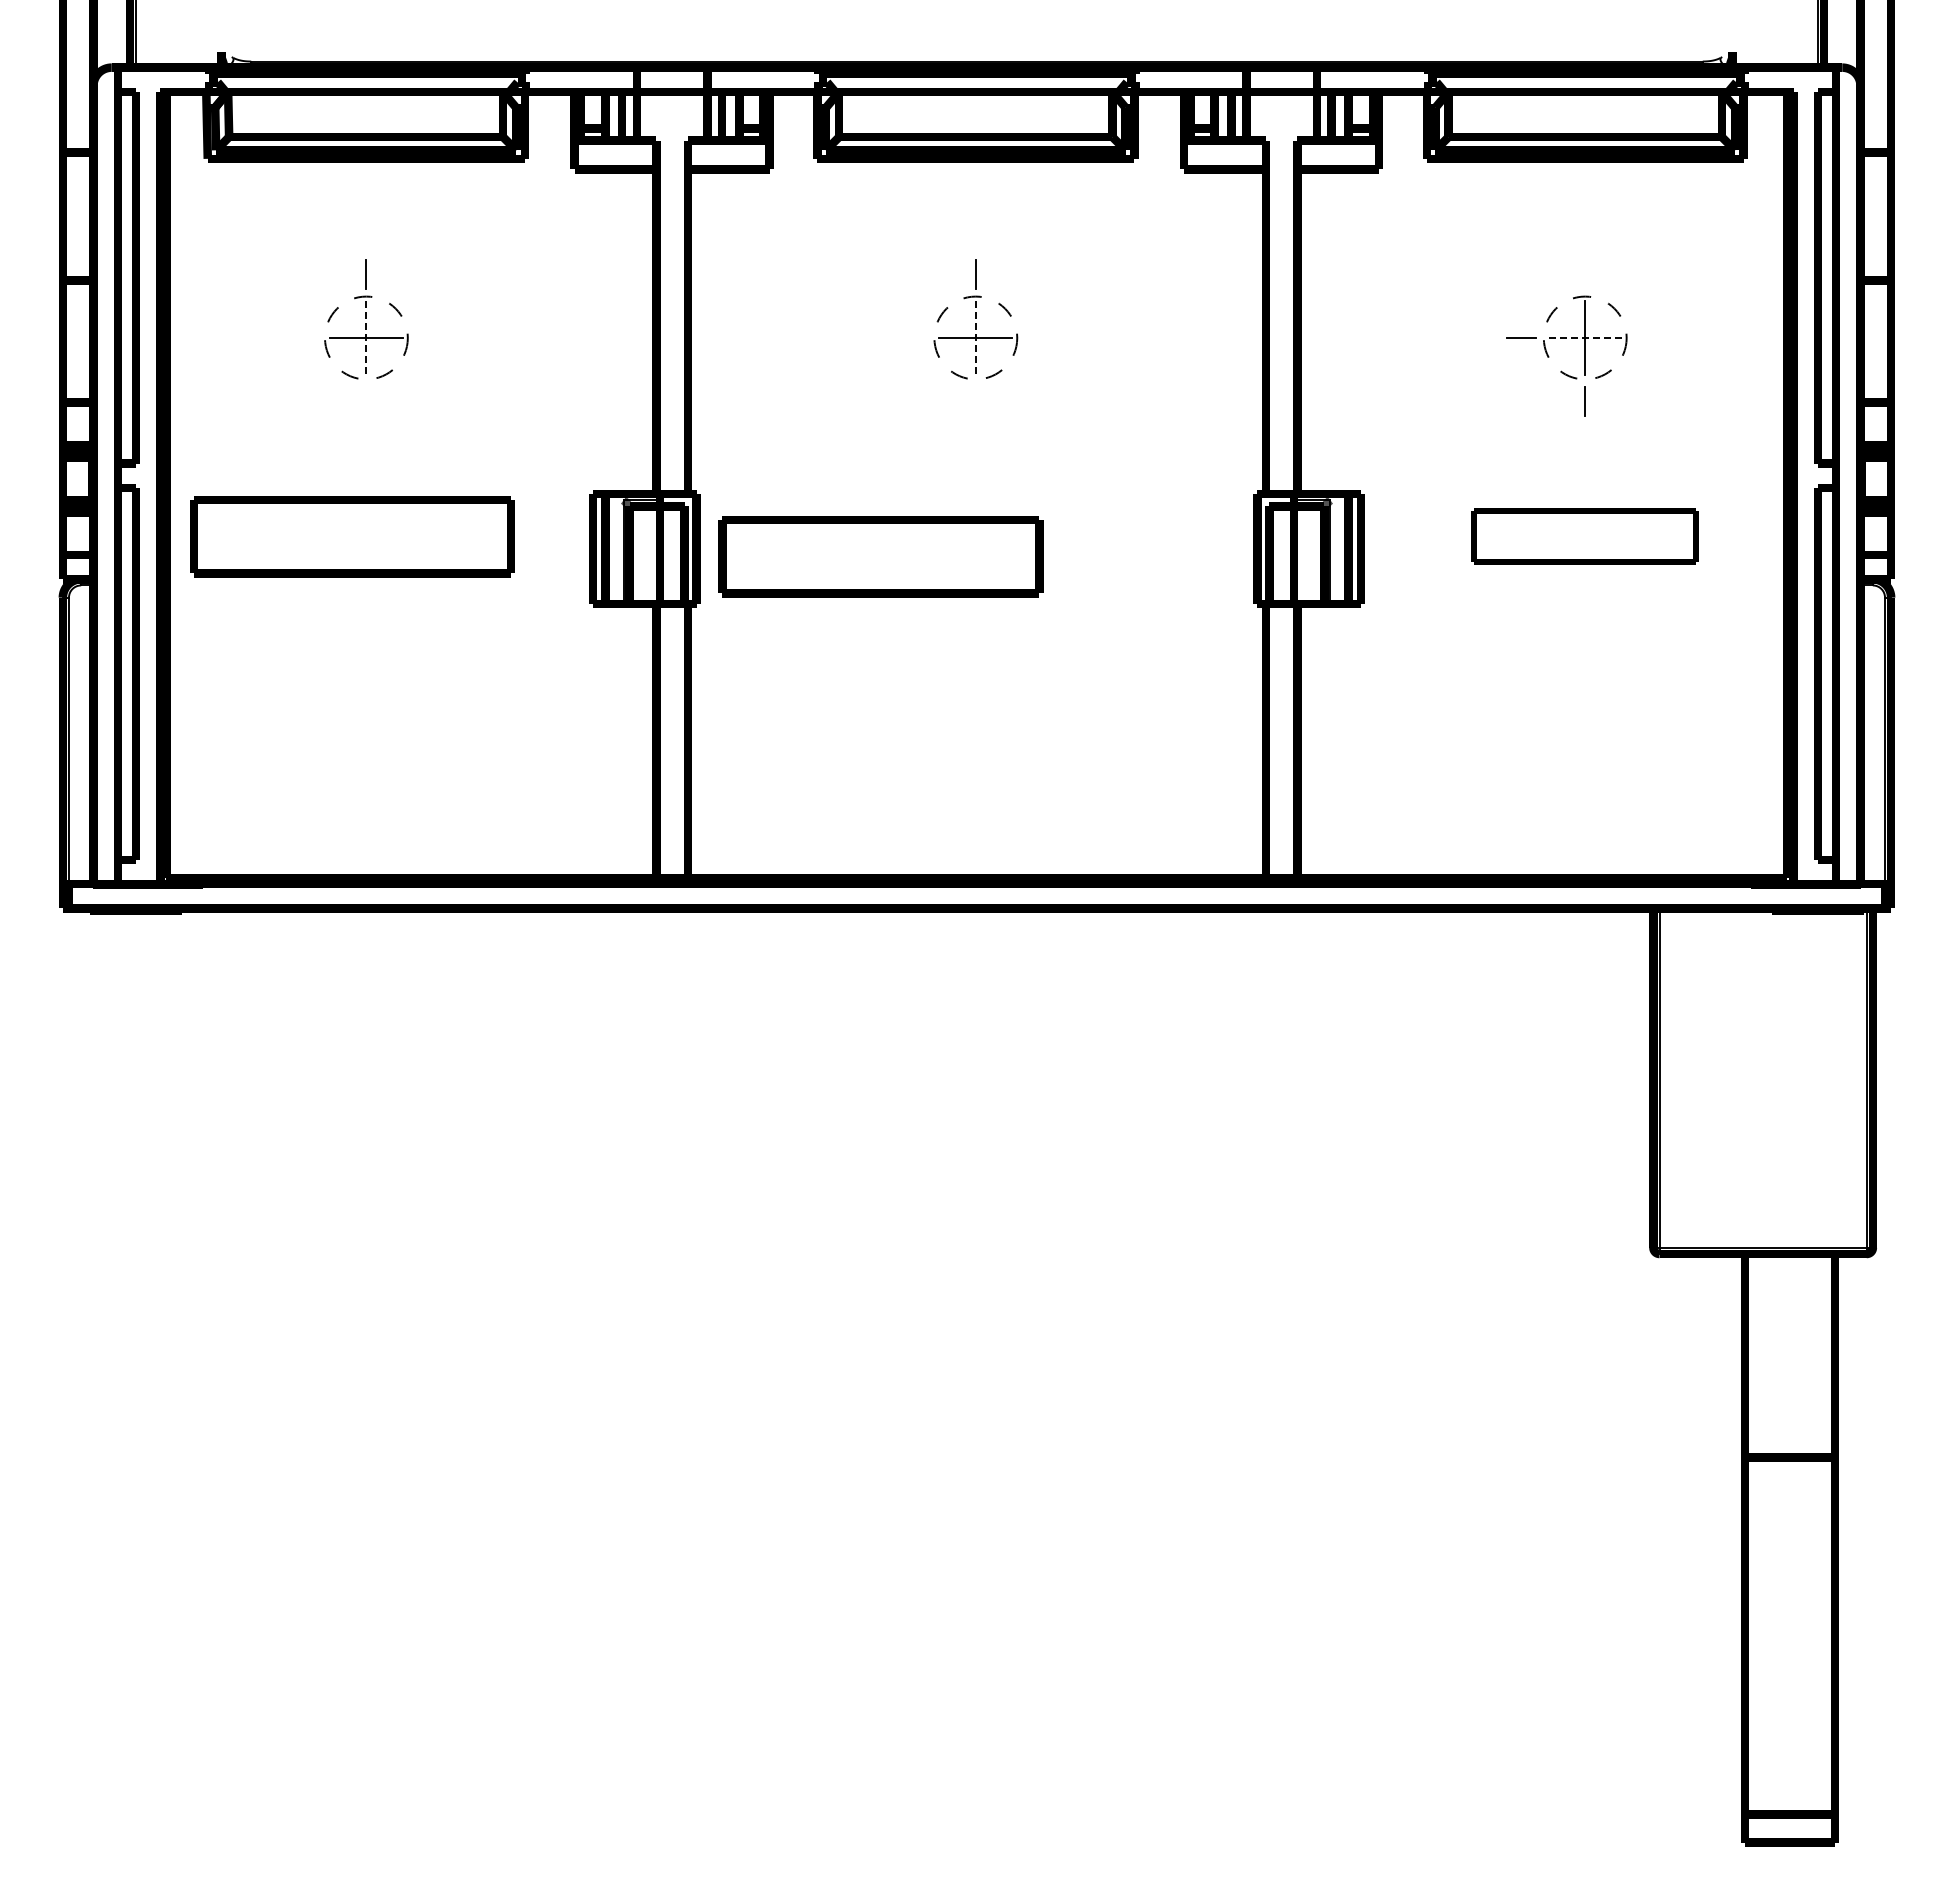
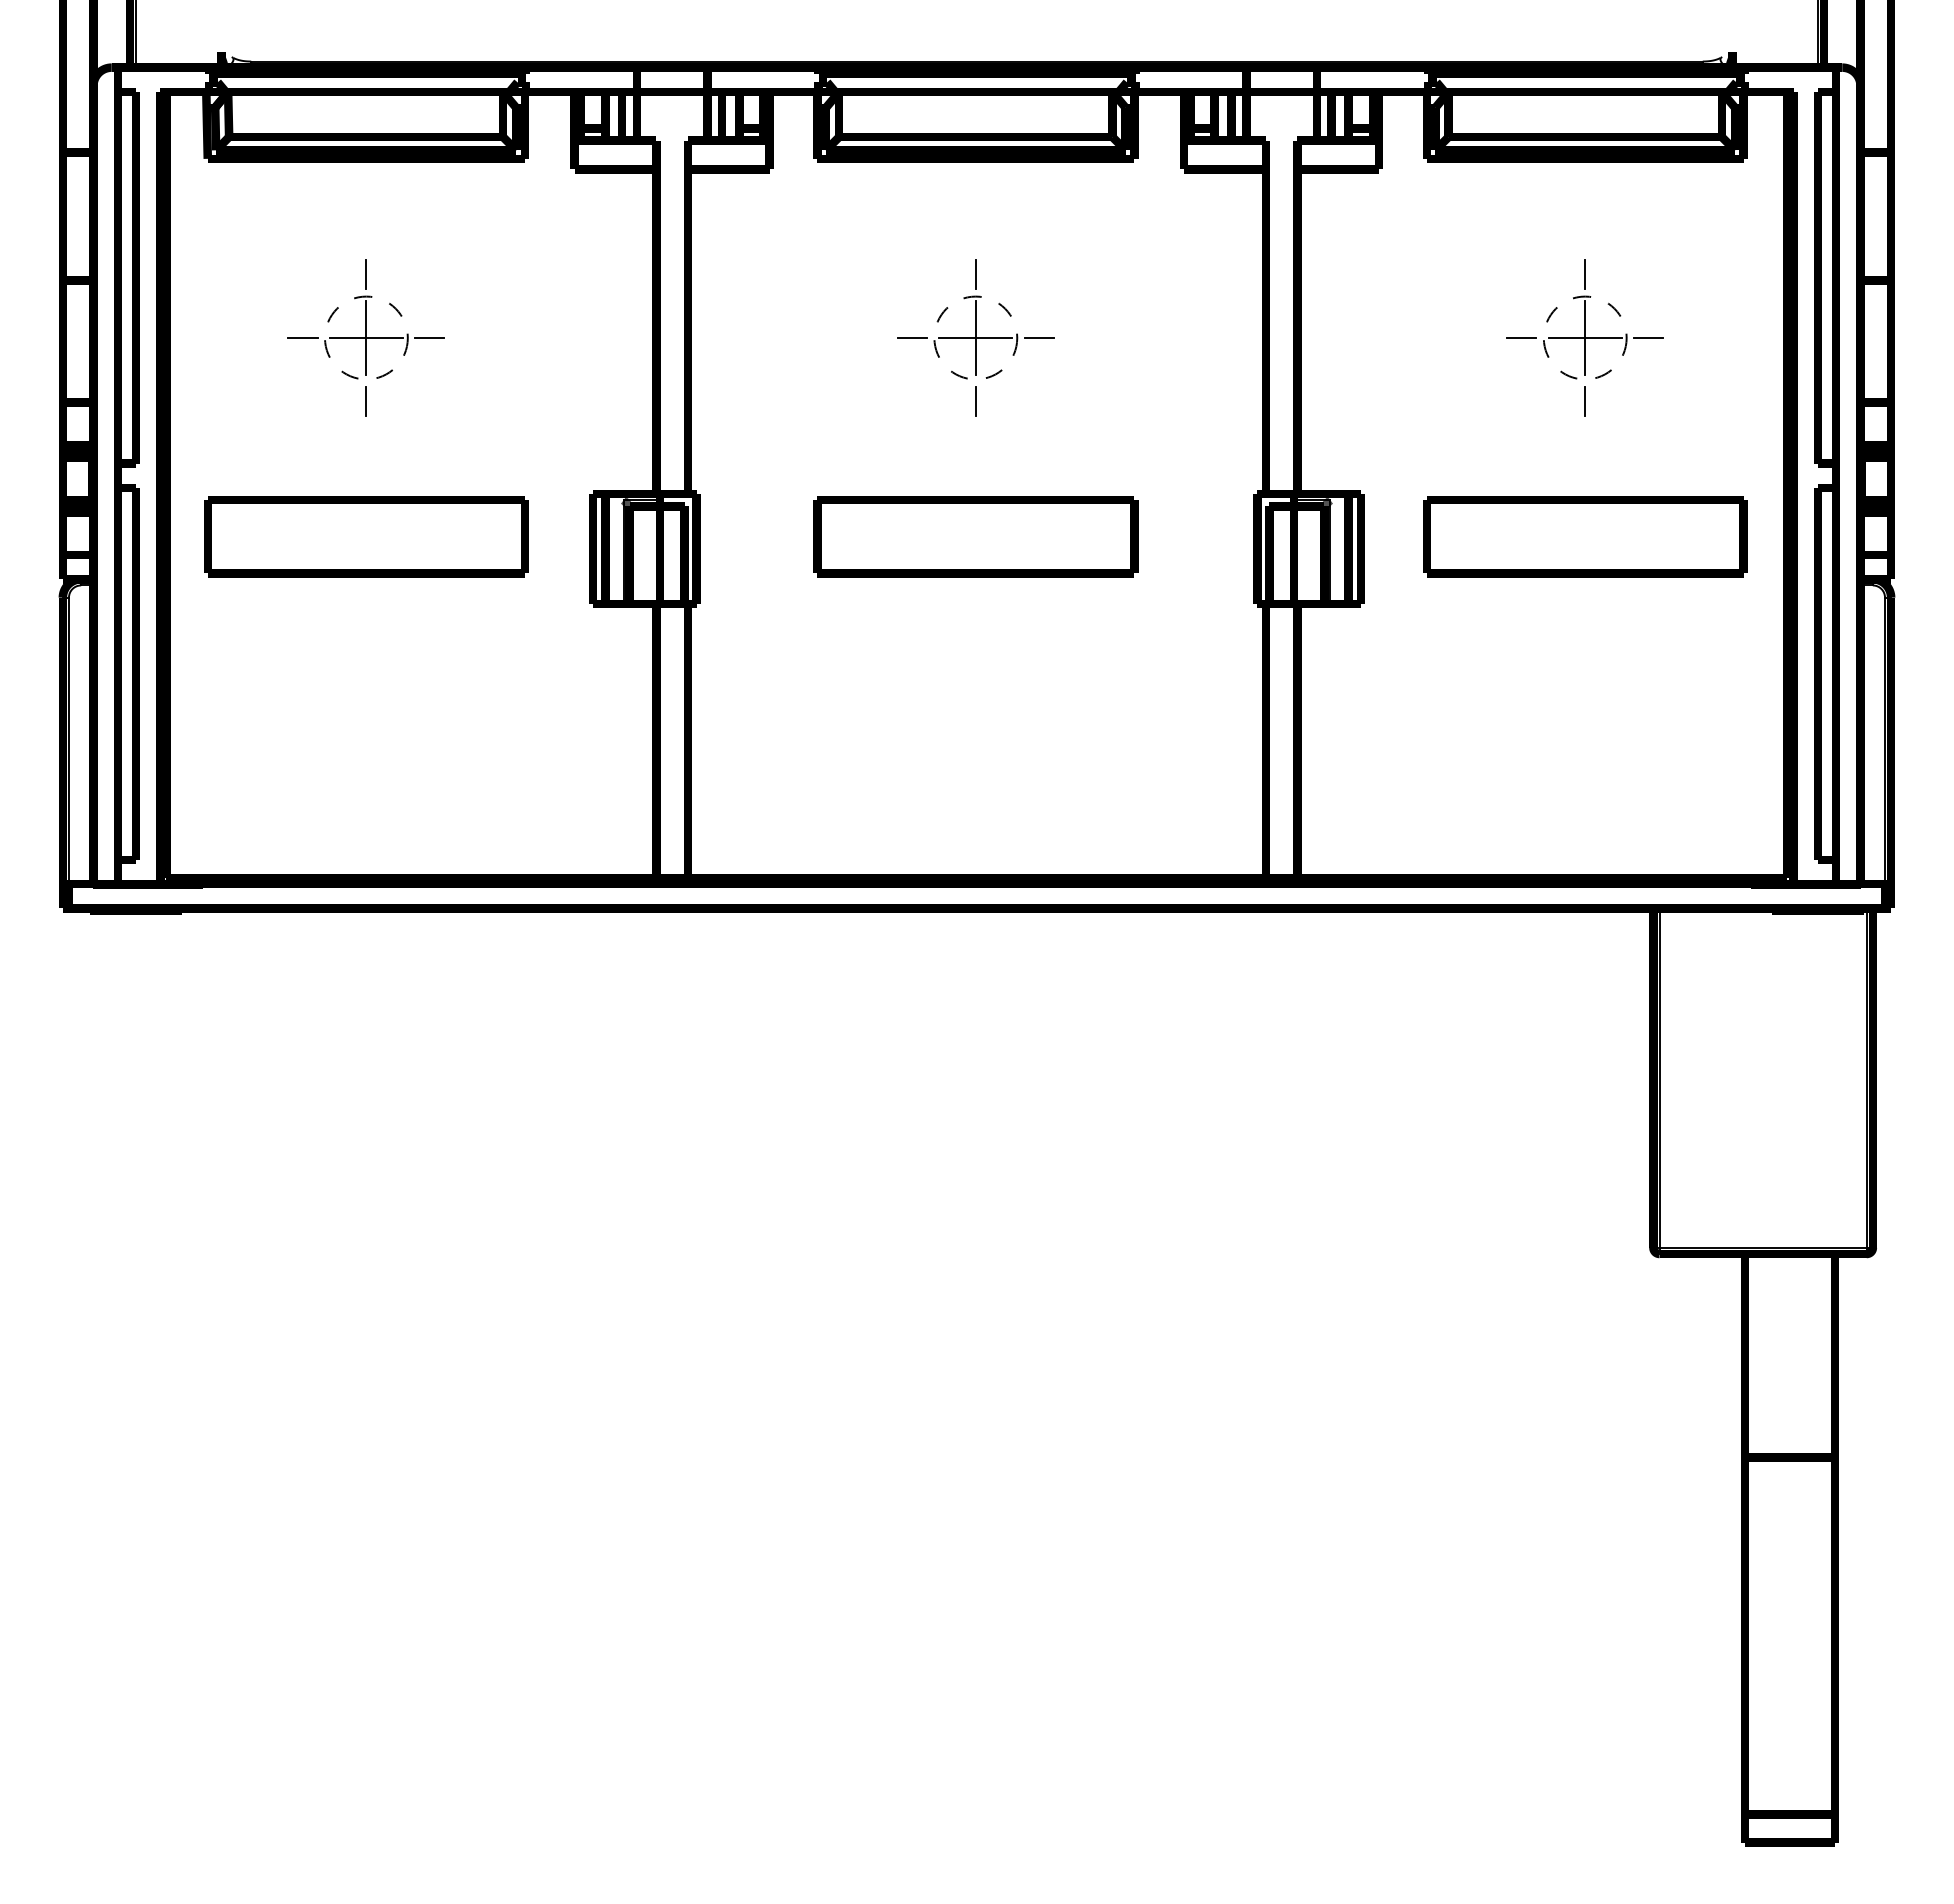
line: none -> present (1585, 274)
line: none -> present (302, 338)
line: dashed -> solid (366, 338)
line: none -> present (429, 338)
line: none -> present (912, 338)
line: dashed -> solid (975, 338)
line: none -> present (1038, 338)
line: dashed -> solid (1585, 338)
line: none -> present (1648, 338)
line: none -> present (366, 401)
line: none -> present (975, 401)
part position: (352, 536) -> (366, 536) (366, 536)
part size: 228x57 px -> 325x82 px (1585, 536)
part position: (880, 556) -> (975, 536) (975, 536)
